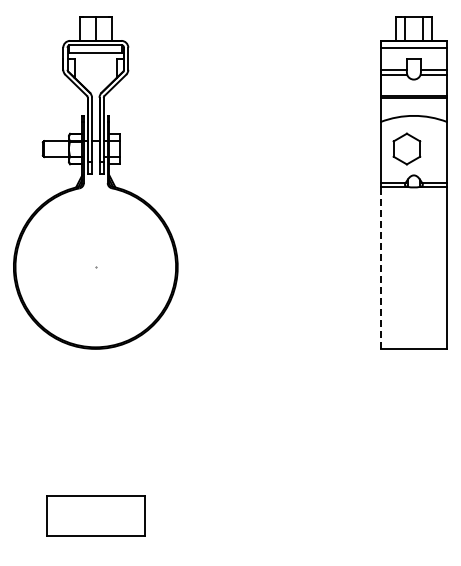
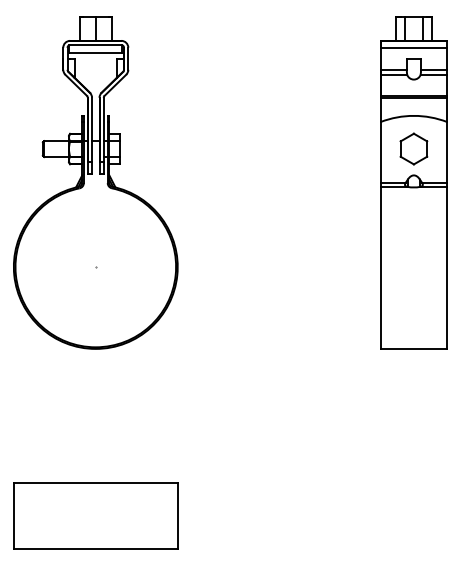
part position: (406, 148) -> (413, 148) (413, 148)
line: dashed -> solid (380, 267)
part size: 100x42 px -> 166x68 px (95, 515)
